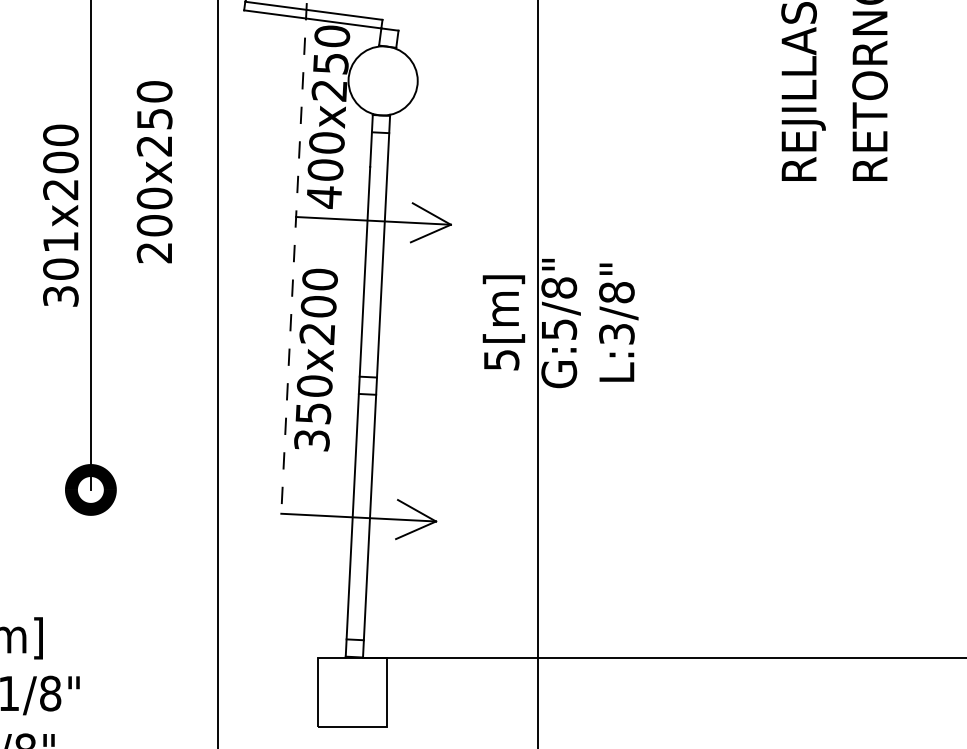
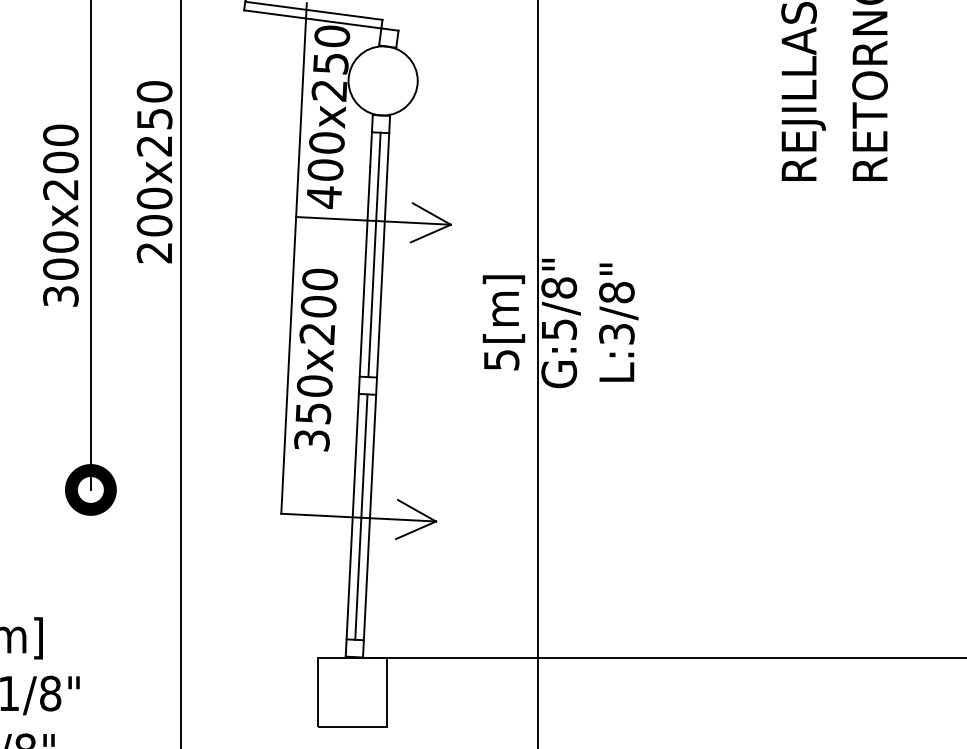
text: 301x200 -> 300x200 (60, 241)
line: none -> present (374, 254)
line: dashed -> solid (294, 258)
line position: (218, 373) -> (181, 373) (181, 373)
line: none -> present (361, 516)
